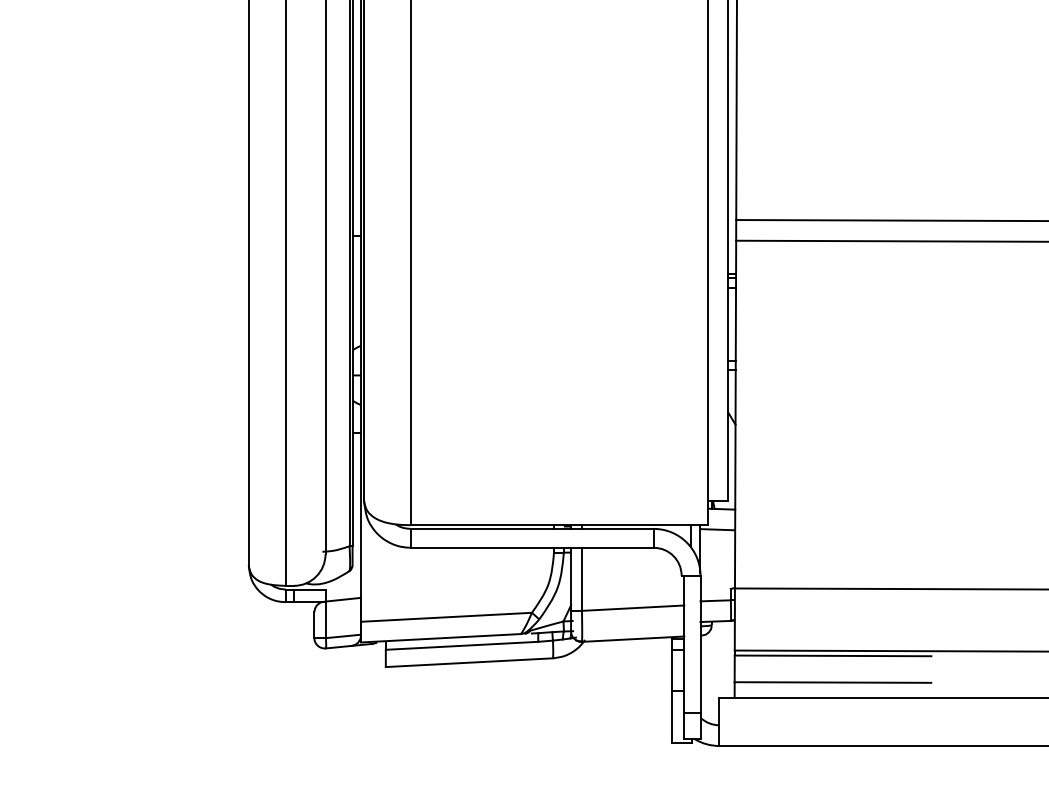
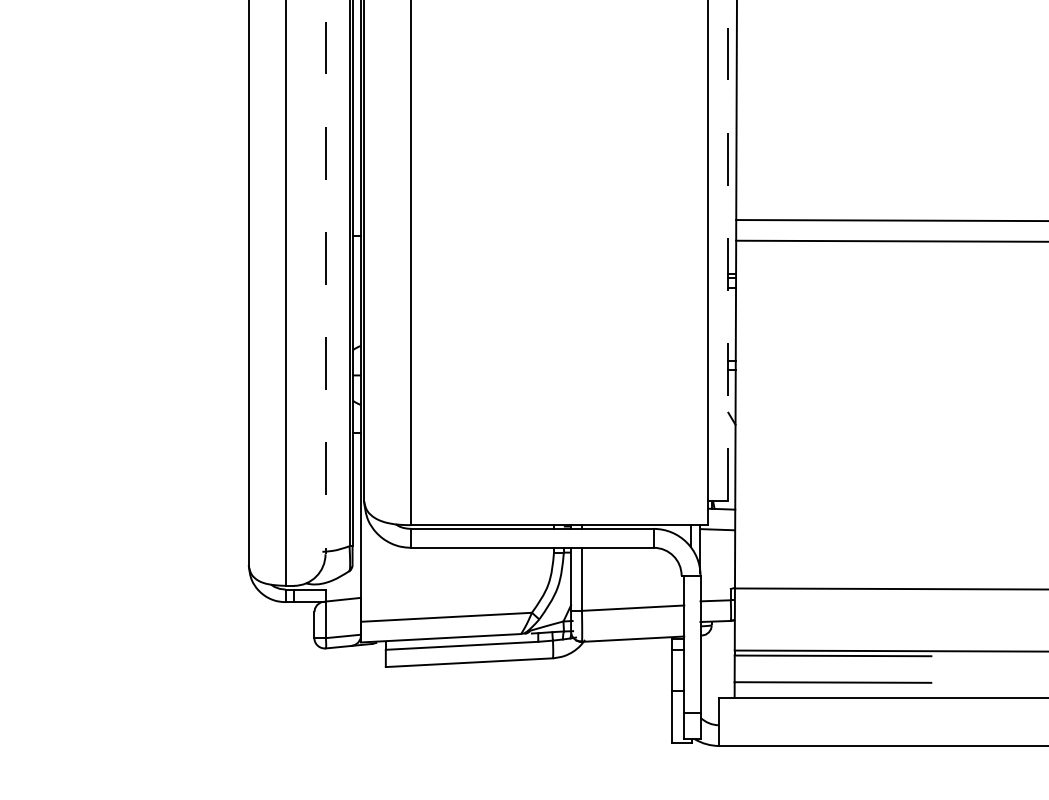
line: solid -> dashed (728, 250)
line: solid -> dashed (325, 277)
